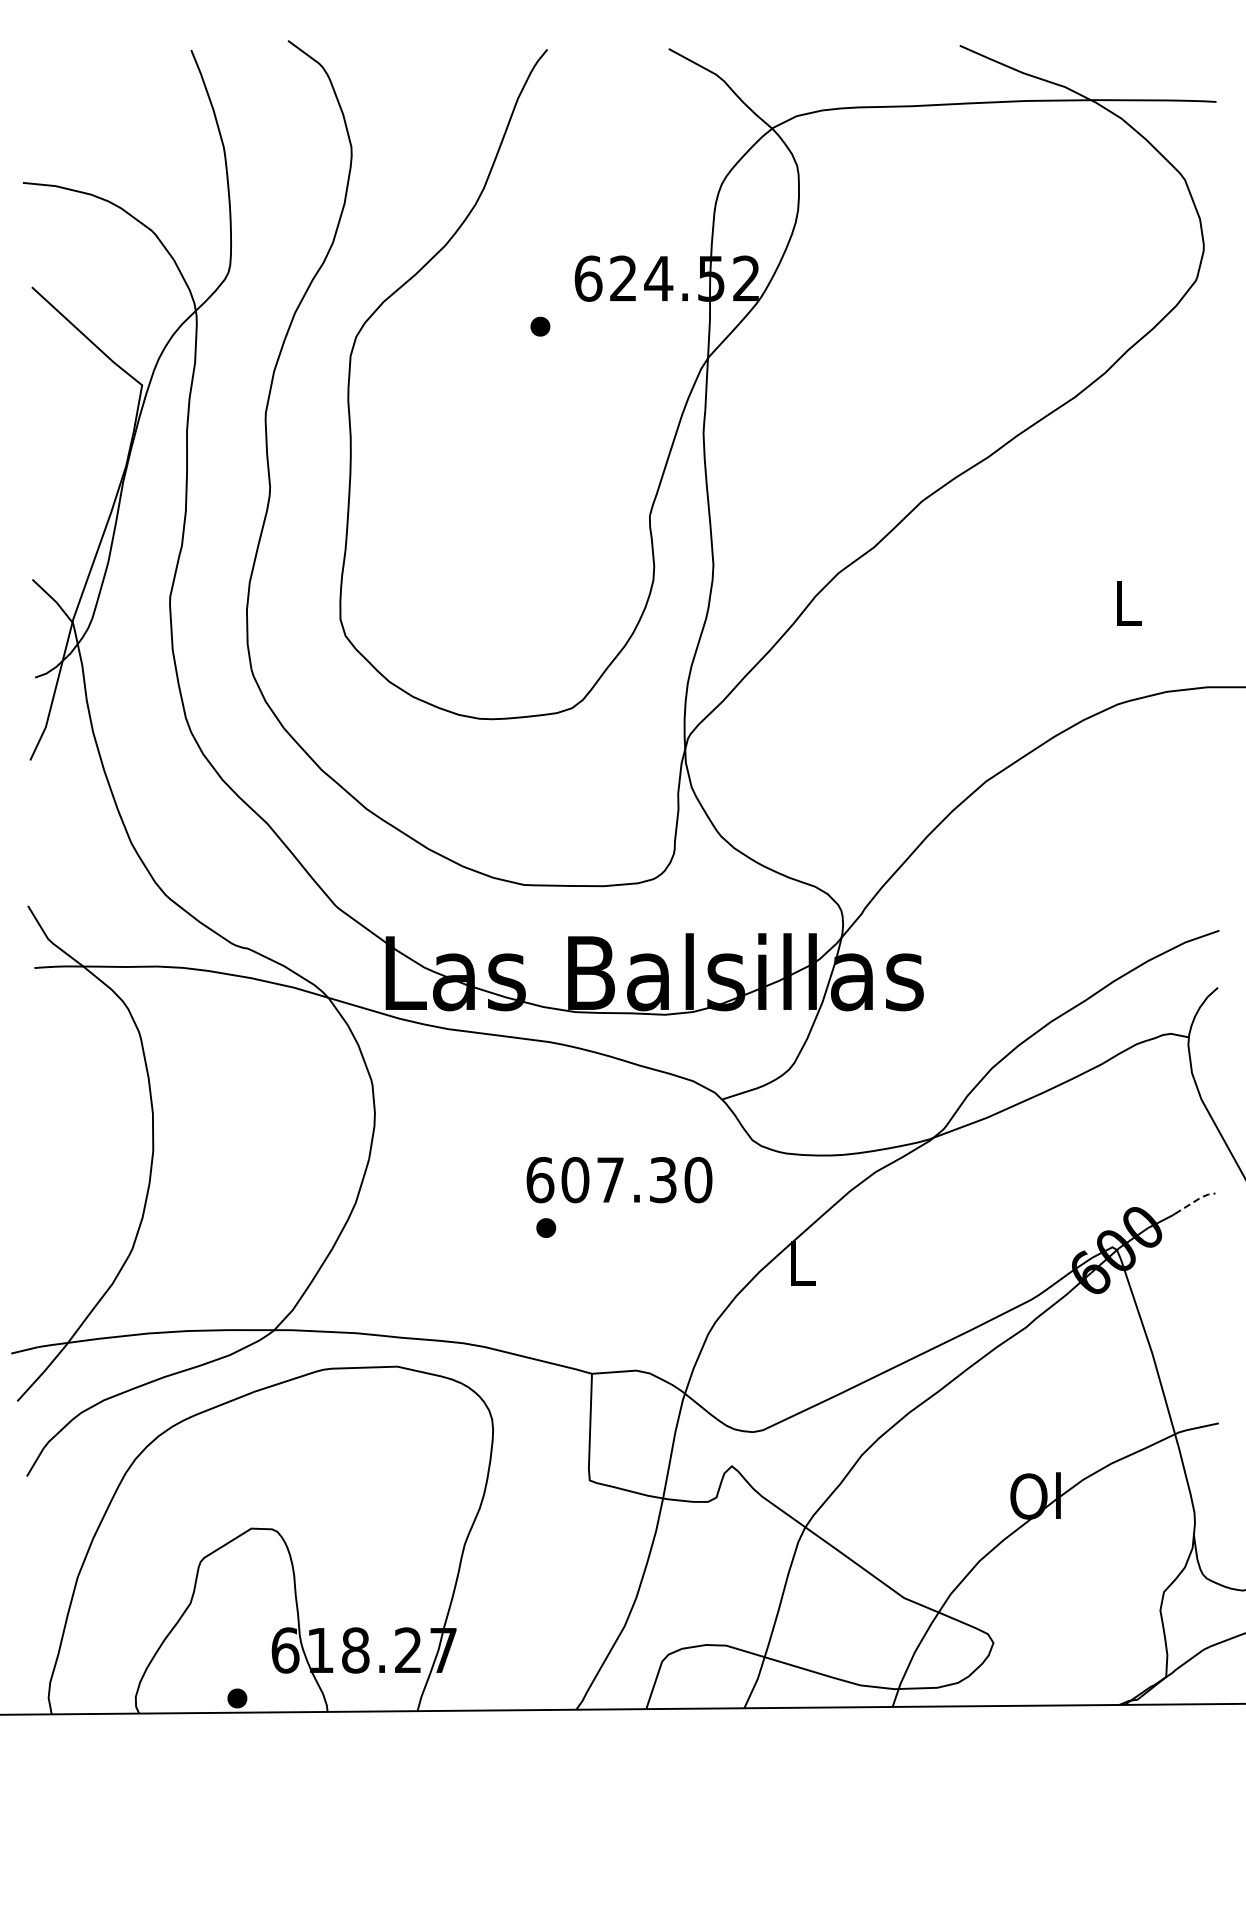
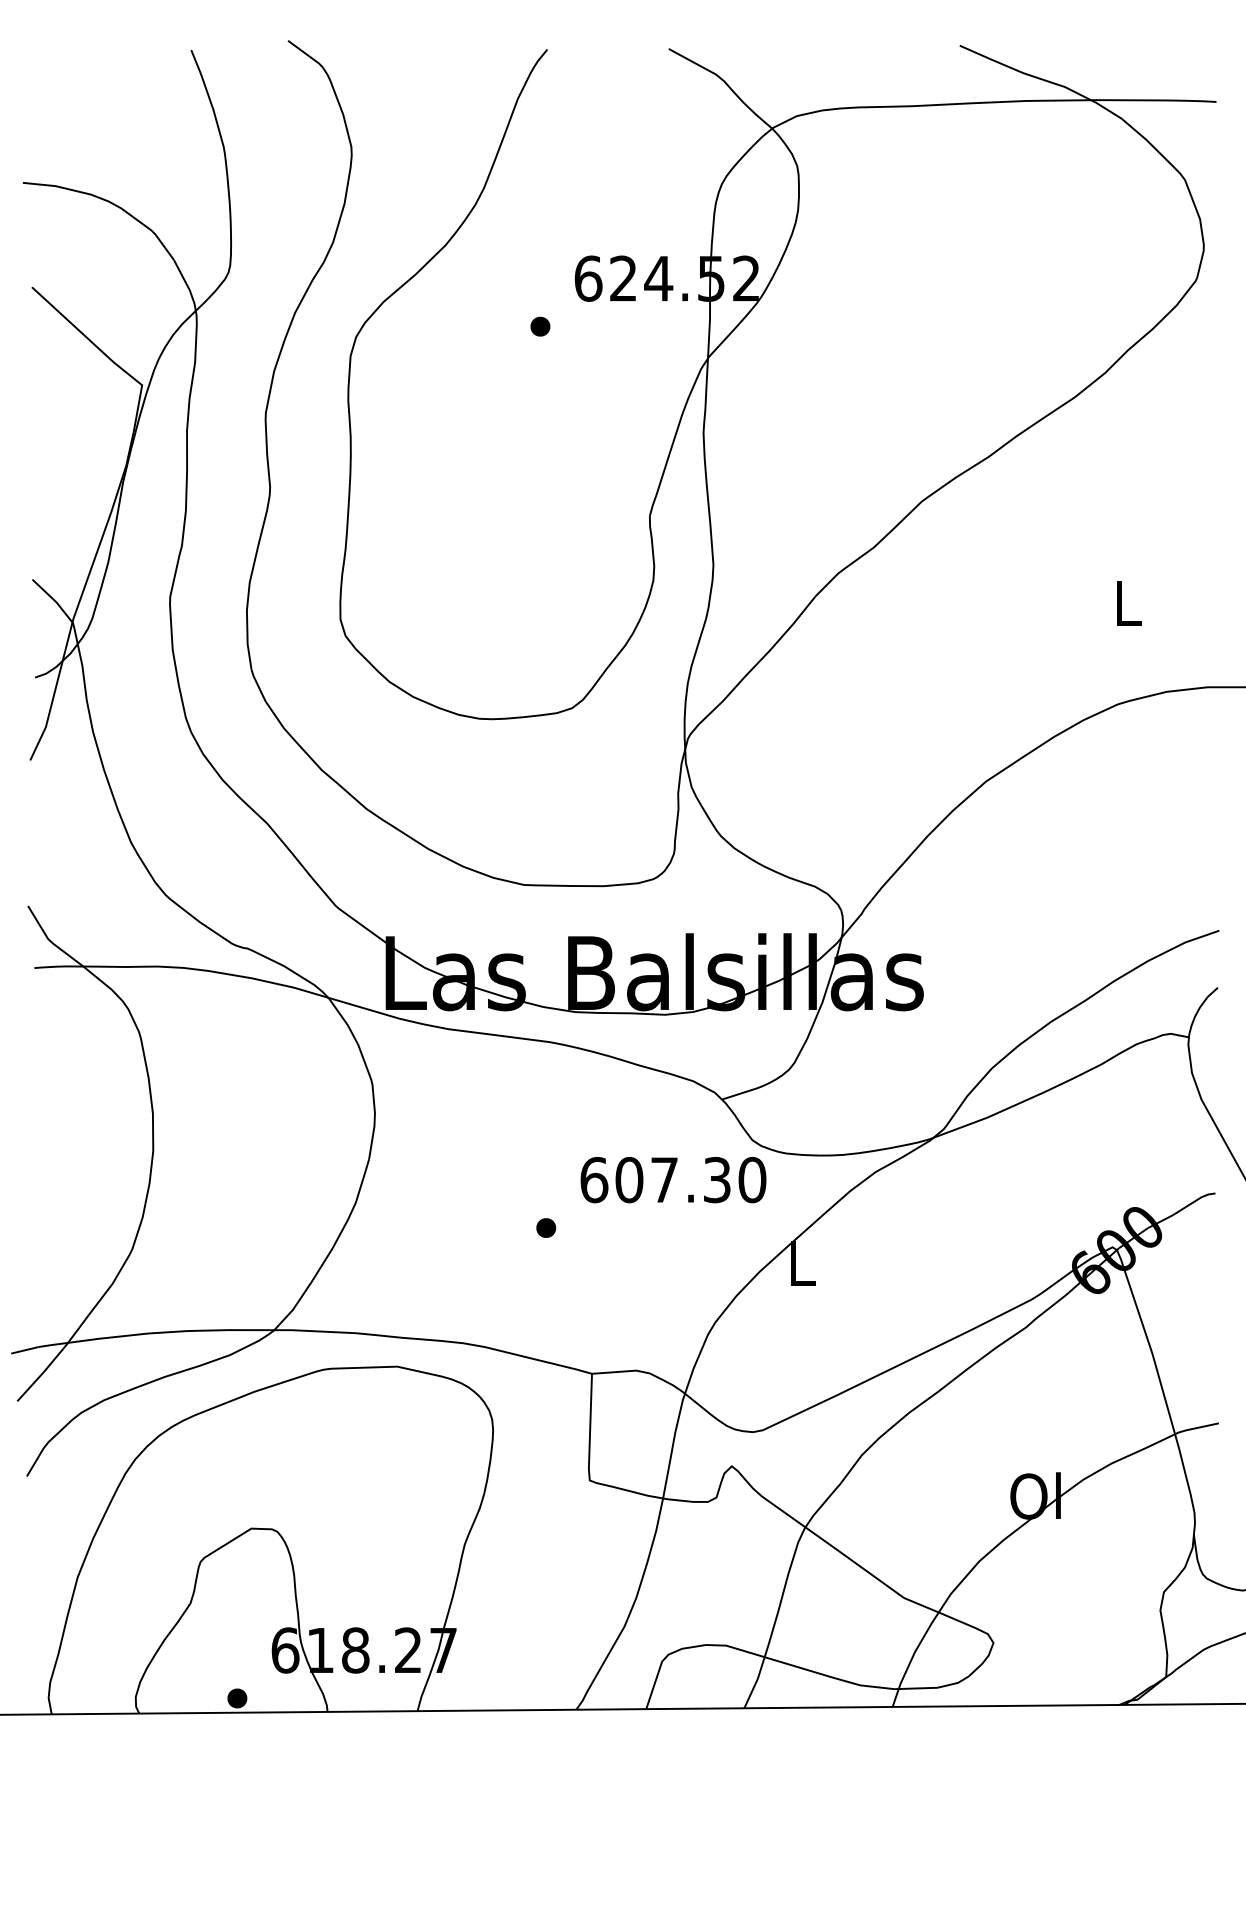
text position: (619, 1180) -> (673, 1180) (673, 1180)
line: dashed -> solid (1195, 1200)
